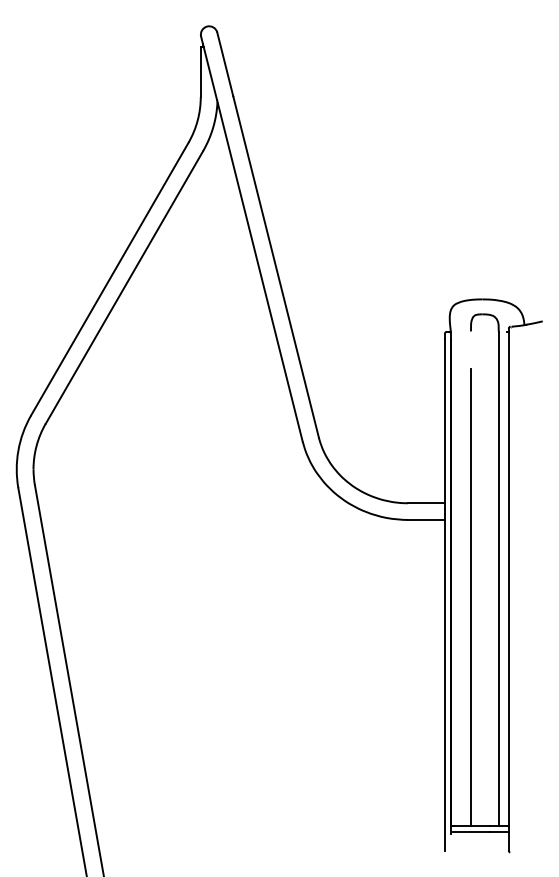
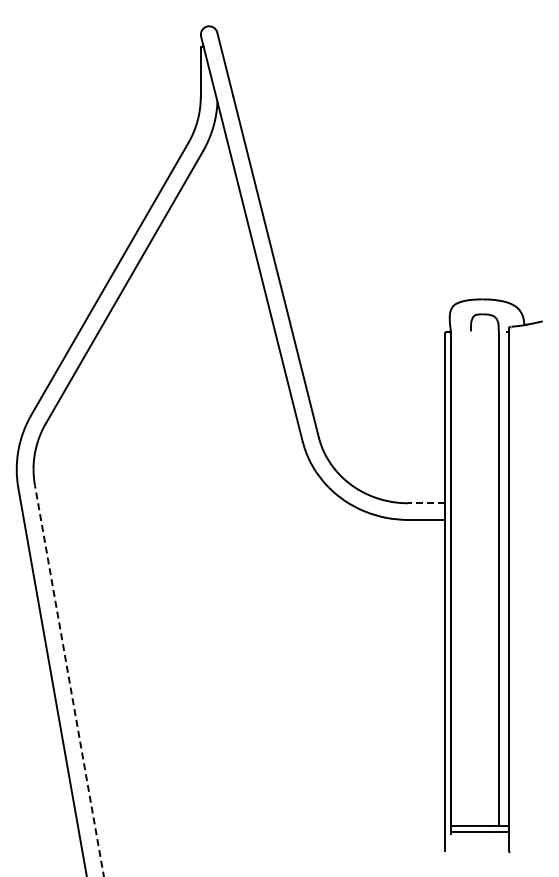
line: solid -> dashed (425, 503)
line: present -> none (470, 597)
line: solid -> dashed (69, 681)
